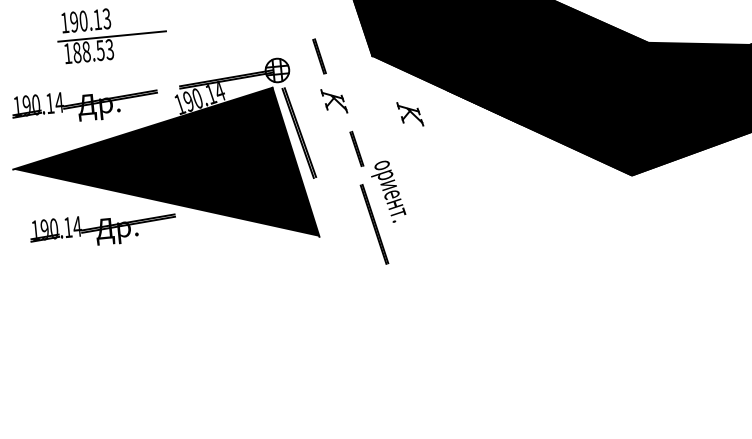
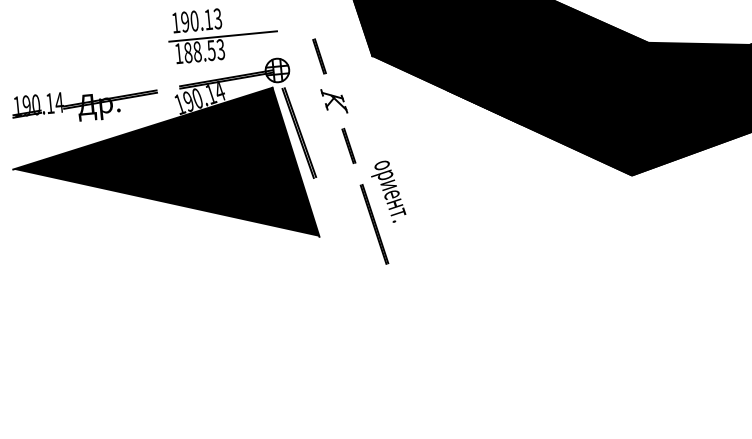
part position: (111, 36) -> (222, 36) (222, 36)
part: present -> none (410, 114)
line position: (356, 148) -> (348, 145) (348, 145)
part: present -> none (102, 229)
